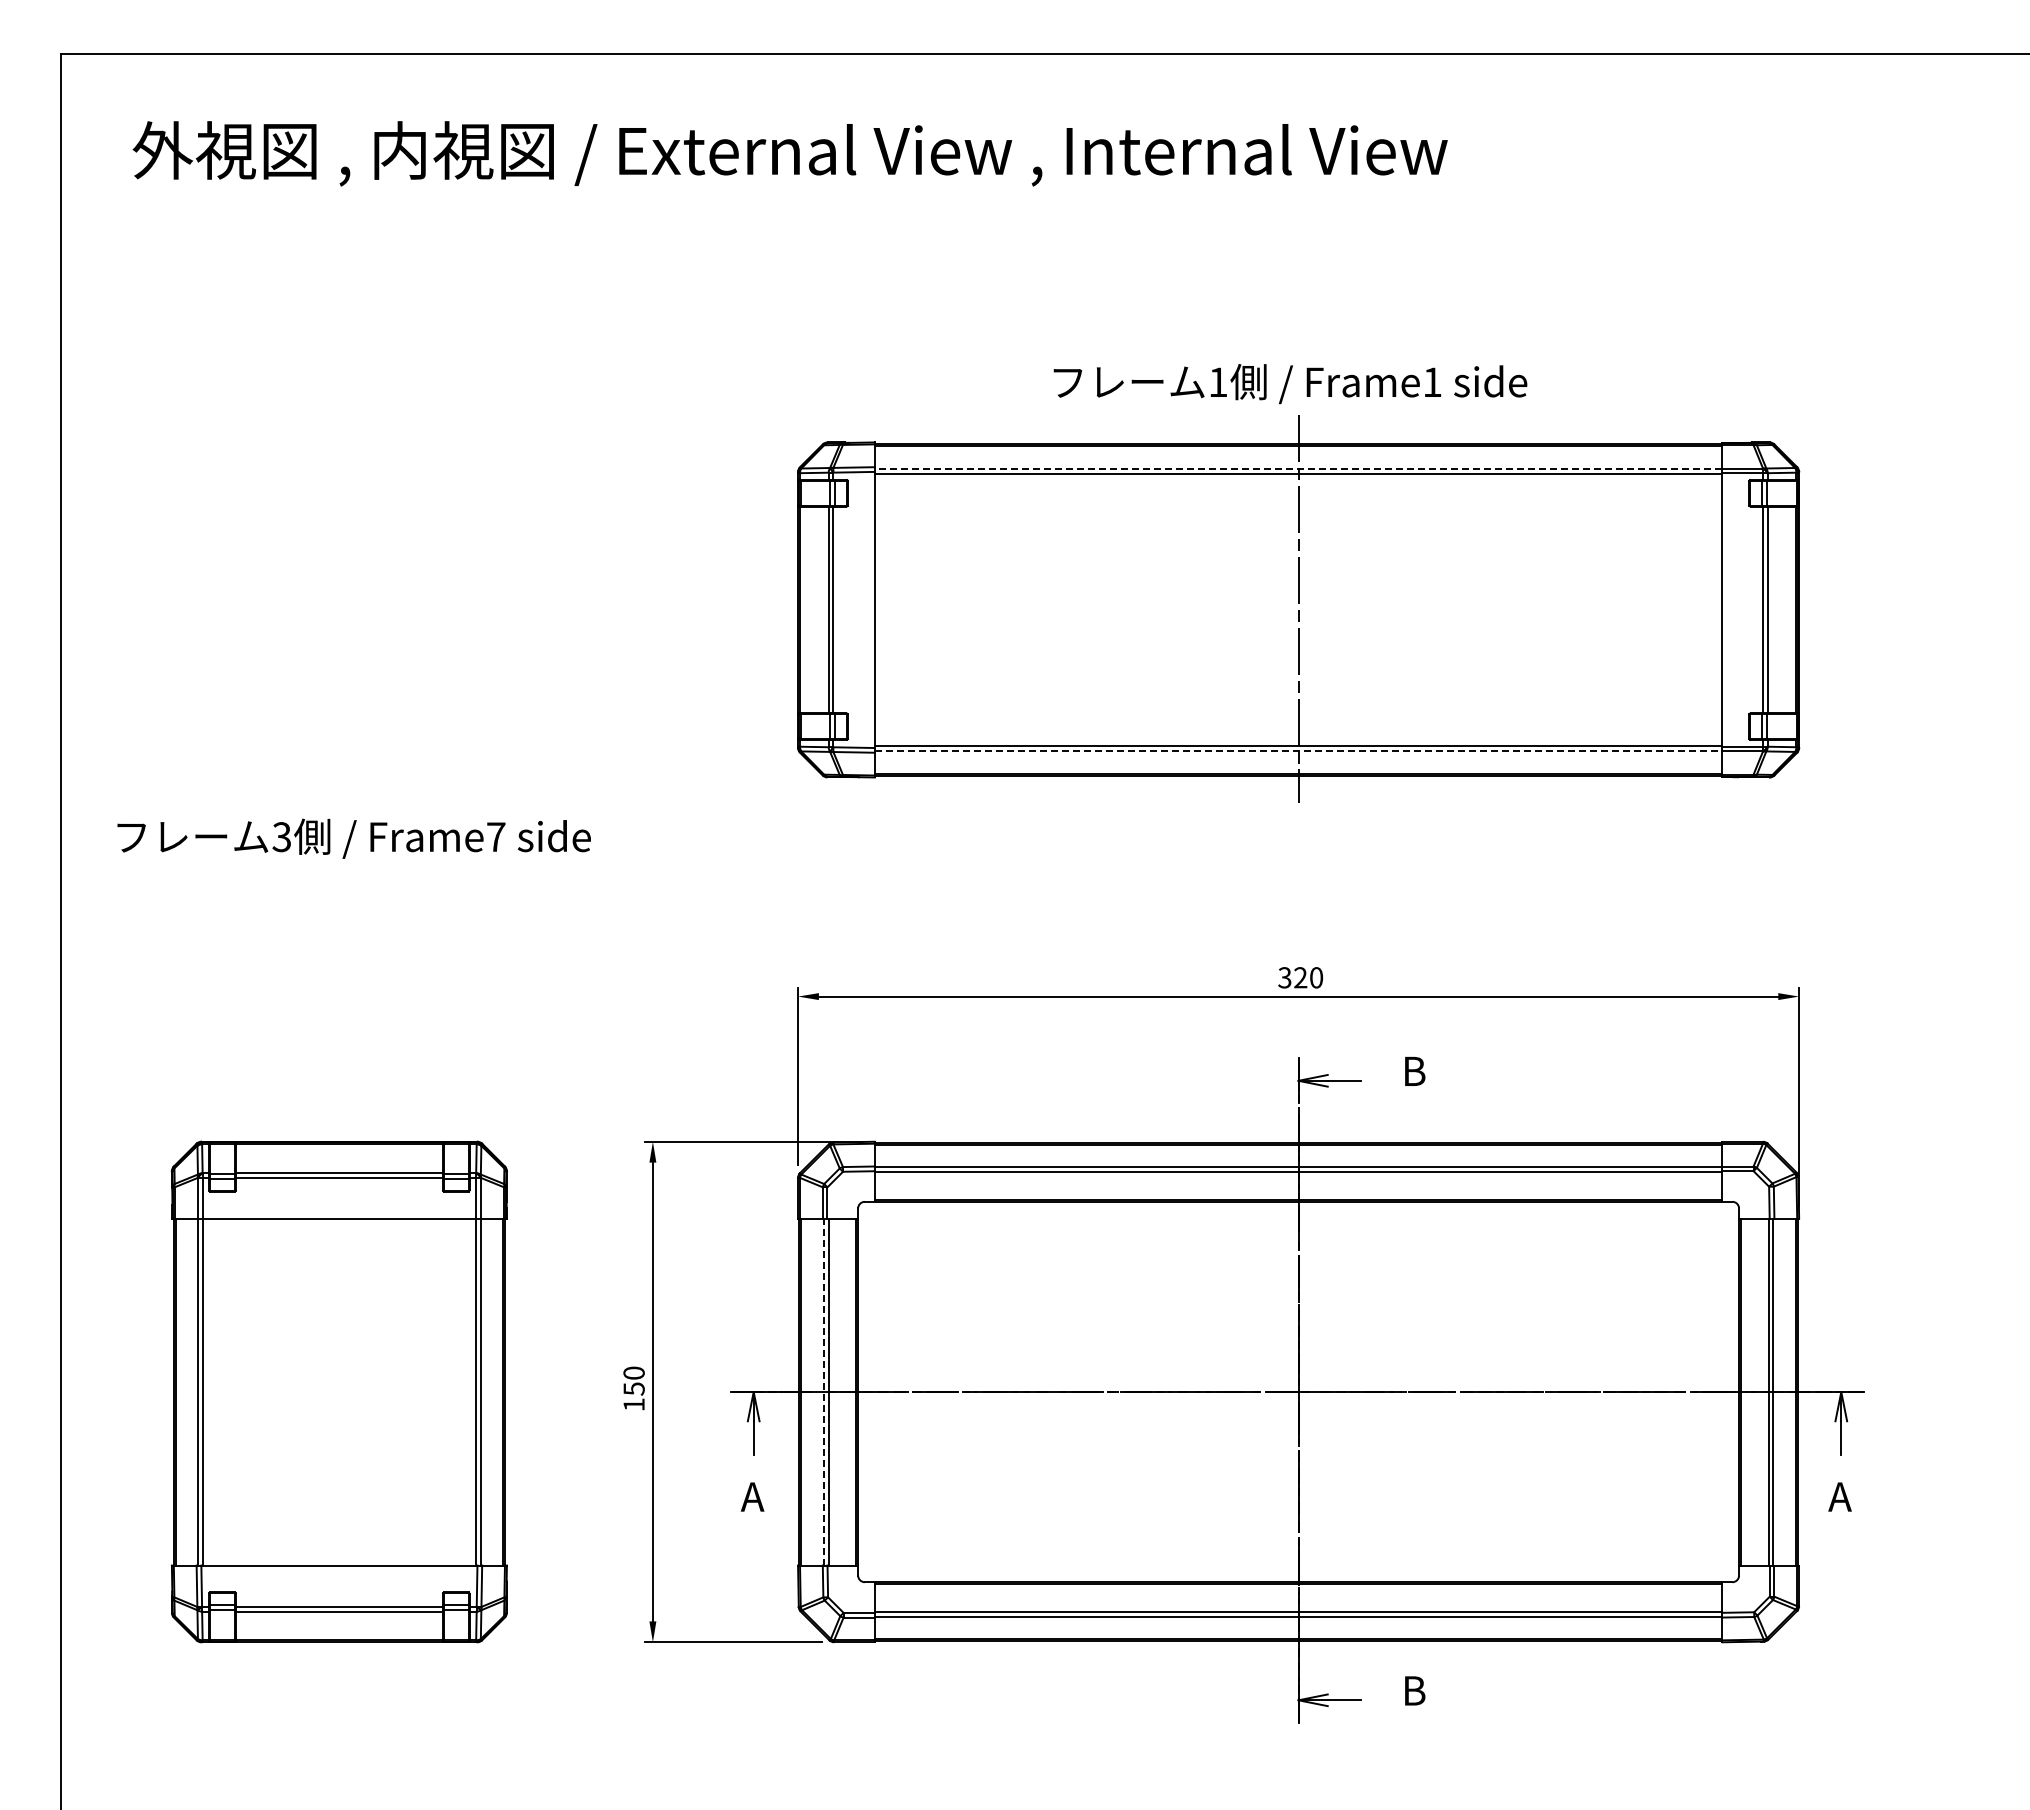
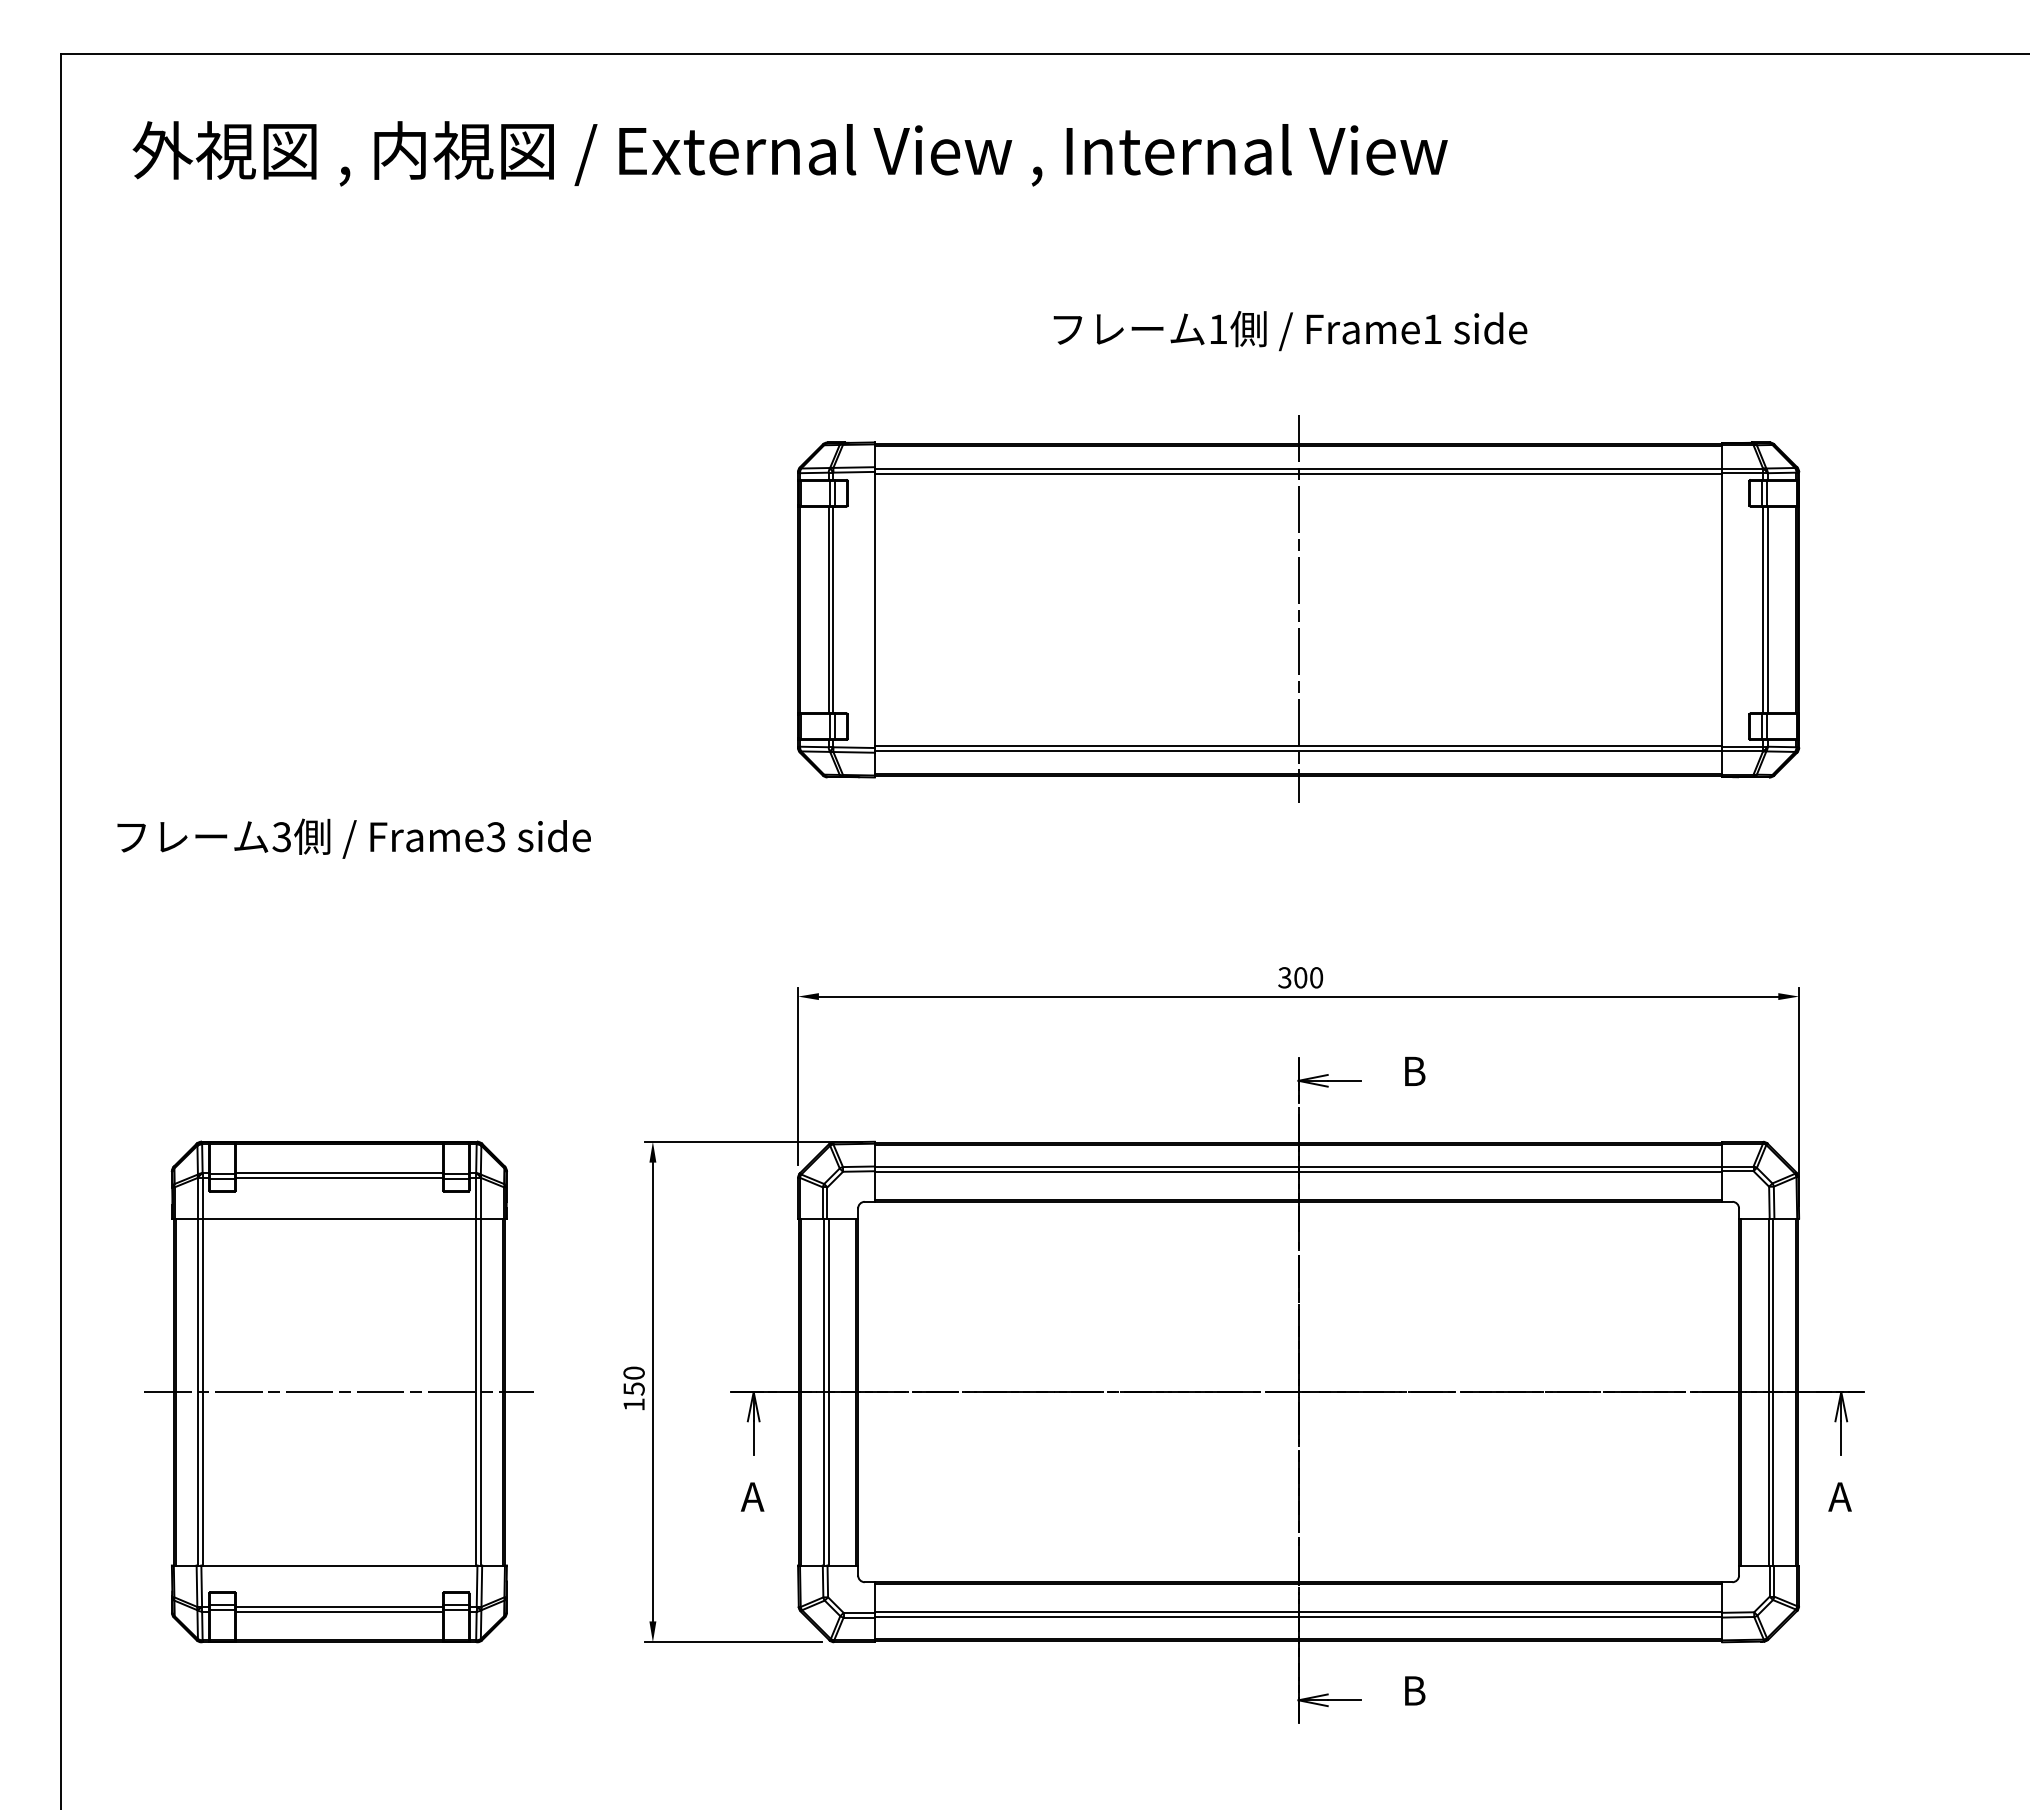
text position: (1290, 384) -> (1290, 331) (1290, 331)
line: dashed -> solid (1298, 468)
line: dashed -> solid (1298, 751)
text: Frame7 -> Frame3 (495, 837)
text: 320 -> 300 (1300, 977)
line: none -> present (339, 1392)
line: dashed -> solid (823, 1392)
